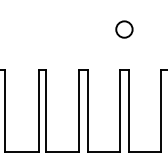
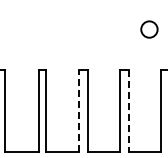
circle position: (124, 29) -> (149, 29) (149, 29)
line: solid -> dashed (79, 111)
line: solid -> dashed (128, 111)
